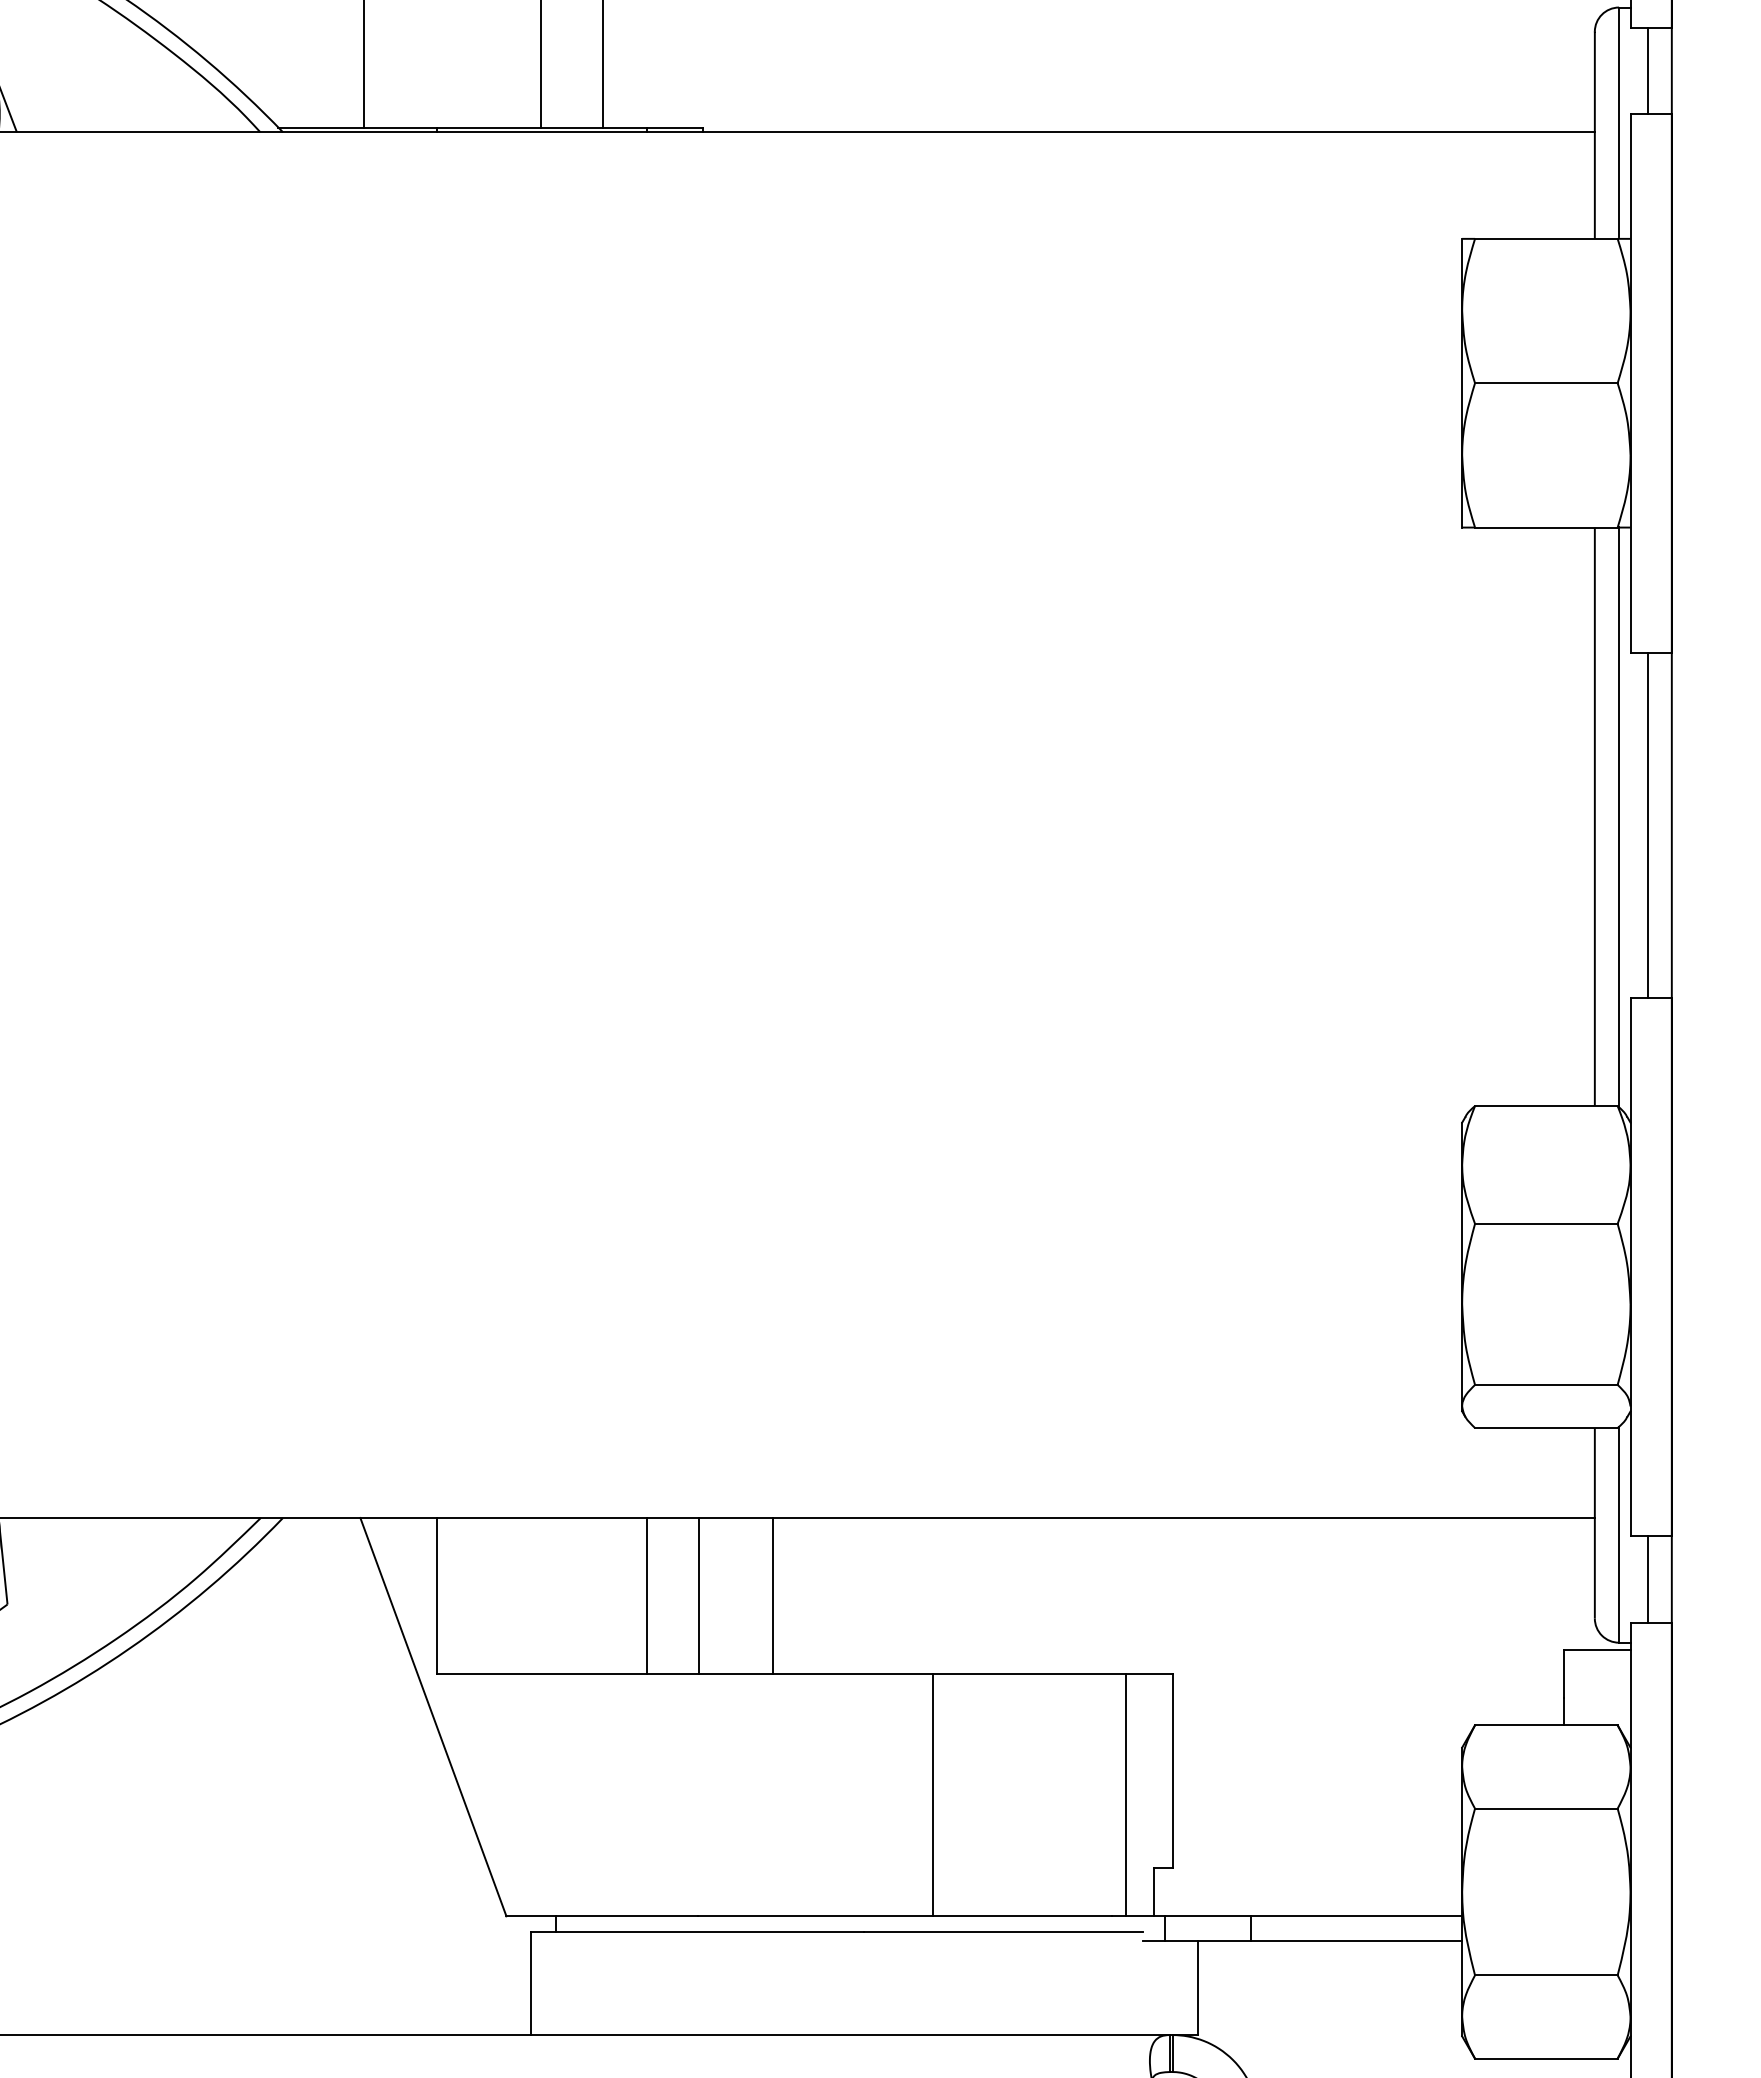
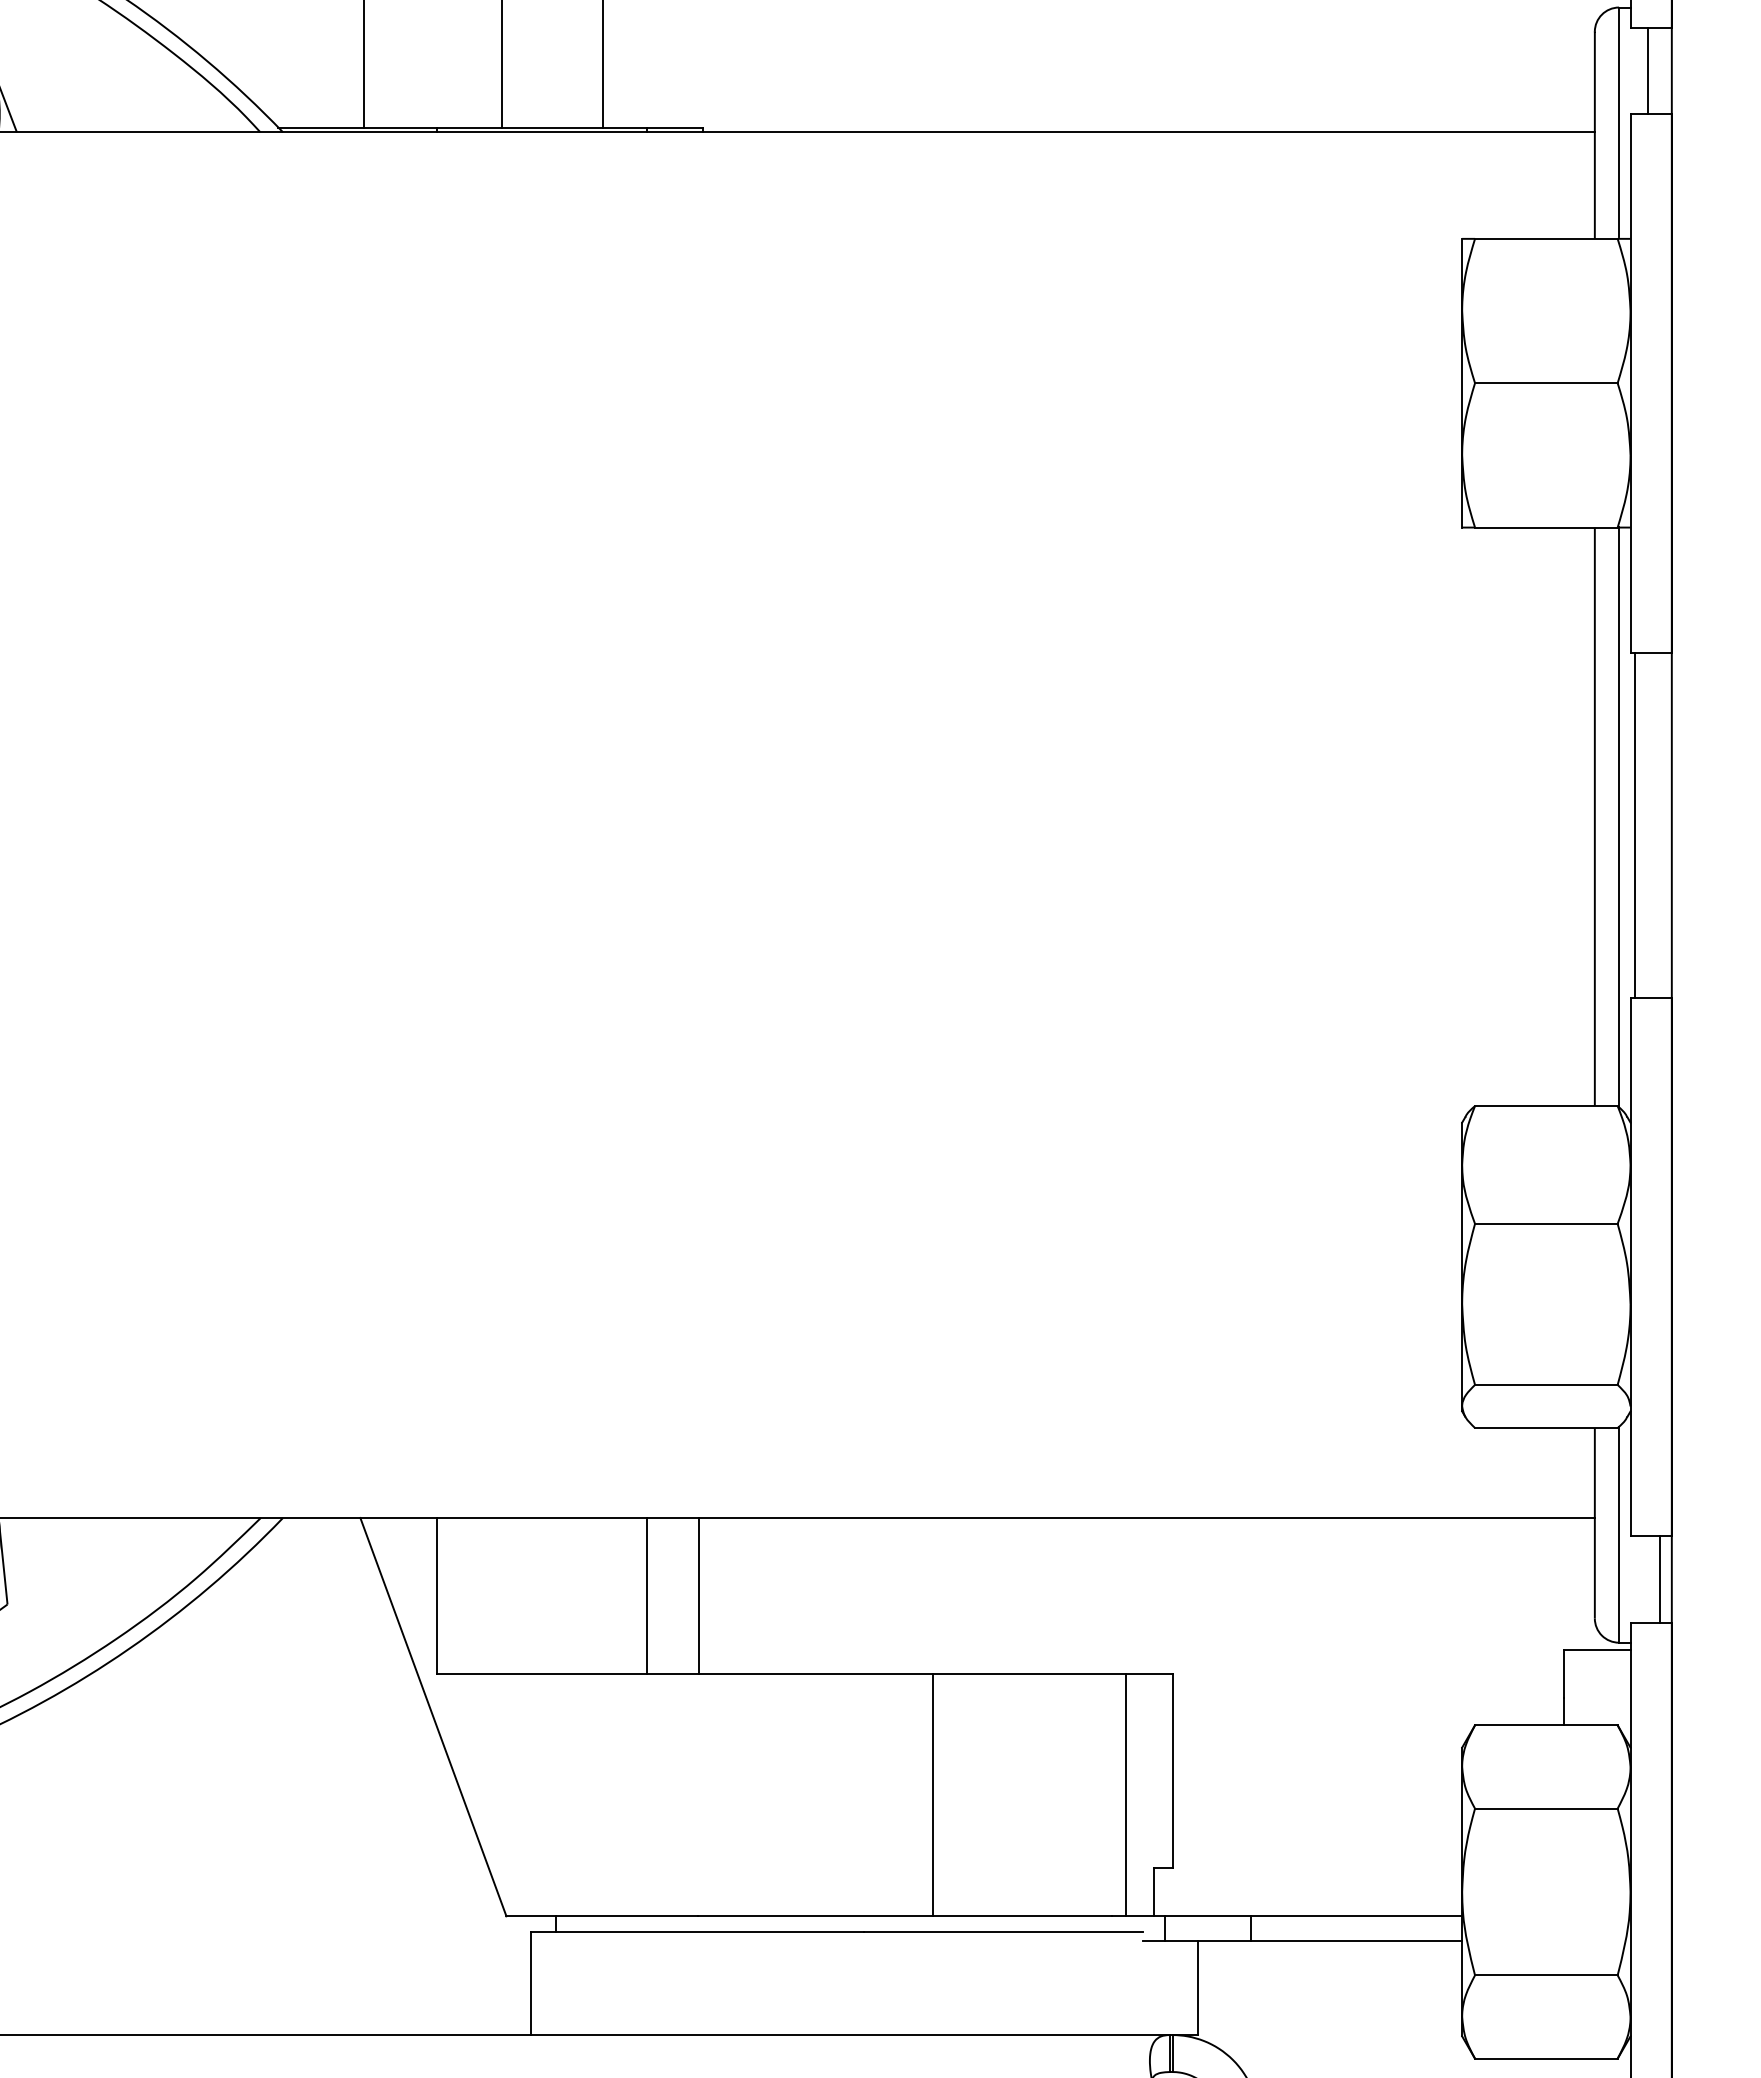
line position: (540, 65) -> (501, 65) (501, 65)
line position: (1647, 824) -> (1634, 824) (1634, 824)
line position: (1647, 1579) -> (1659, 1579) (1659, 1579)
line: present -> none (773, 1595)
